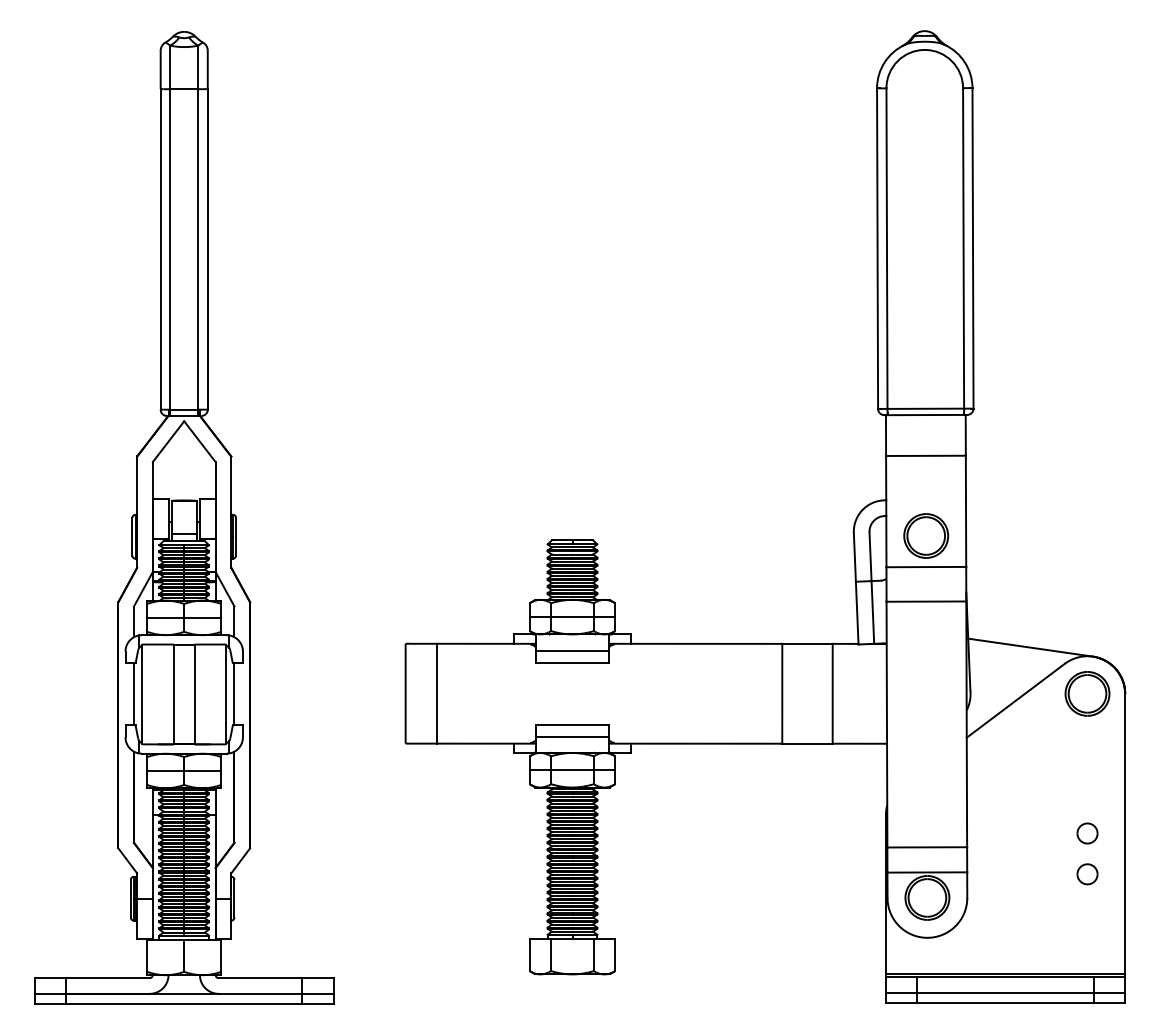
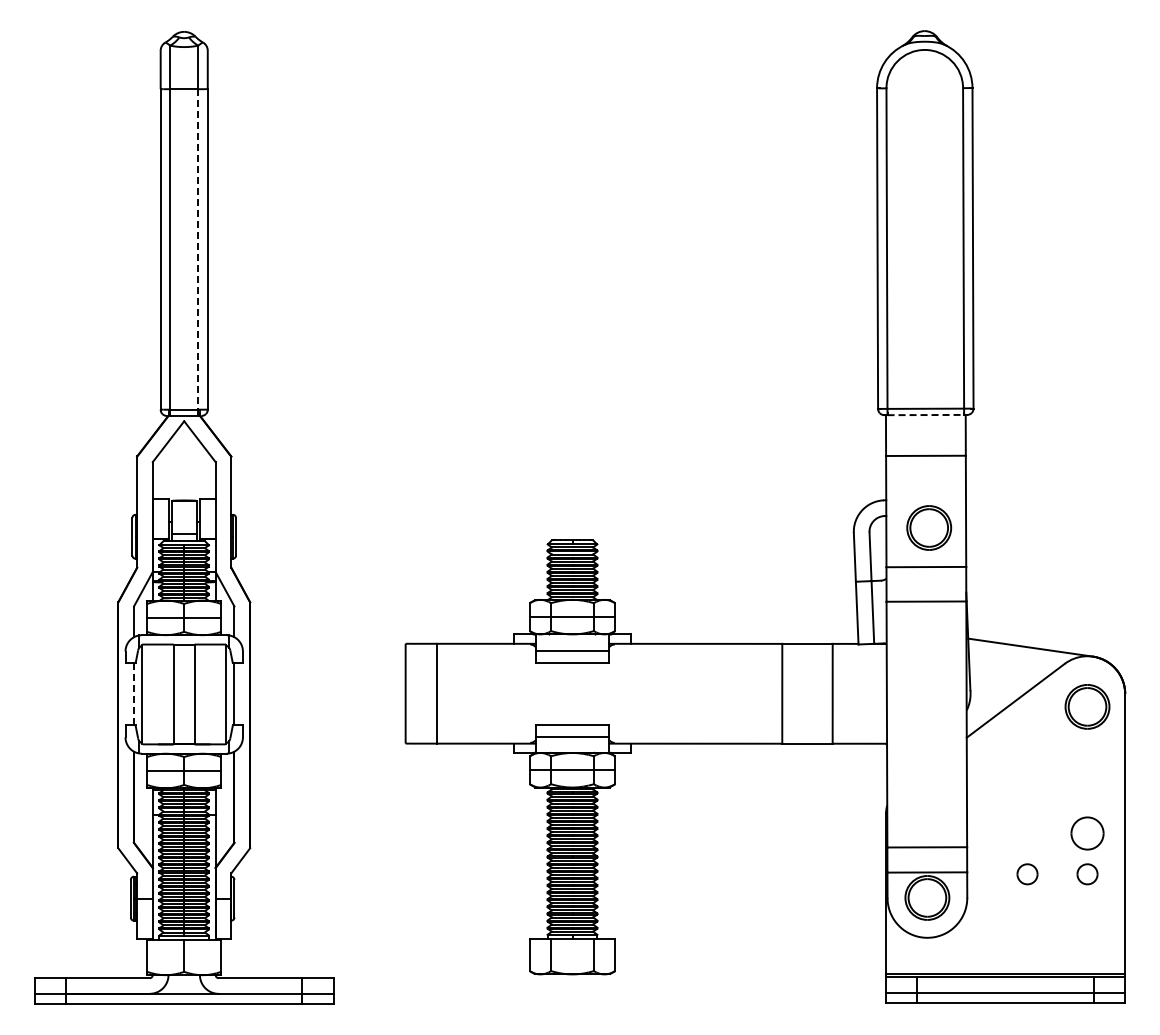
line: solid -> dashed (198, 249)
line: solid -> dashed (926, 415)
part position: (926, 535) -> (929, 527) (929, 527)
part position: (1087, 693) -> (1087, 706) (1087, 706)
line: solid -> dashed (134, 694)
part size: 23x23 px -> 35x35 px (1087, 833)
part: none -> present (1027, 874)
